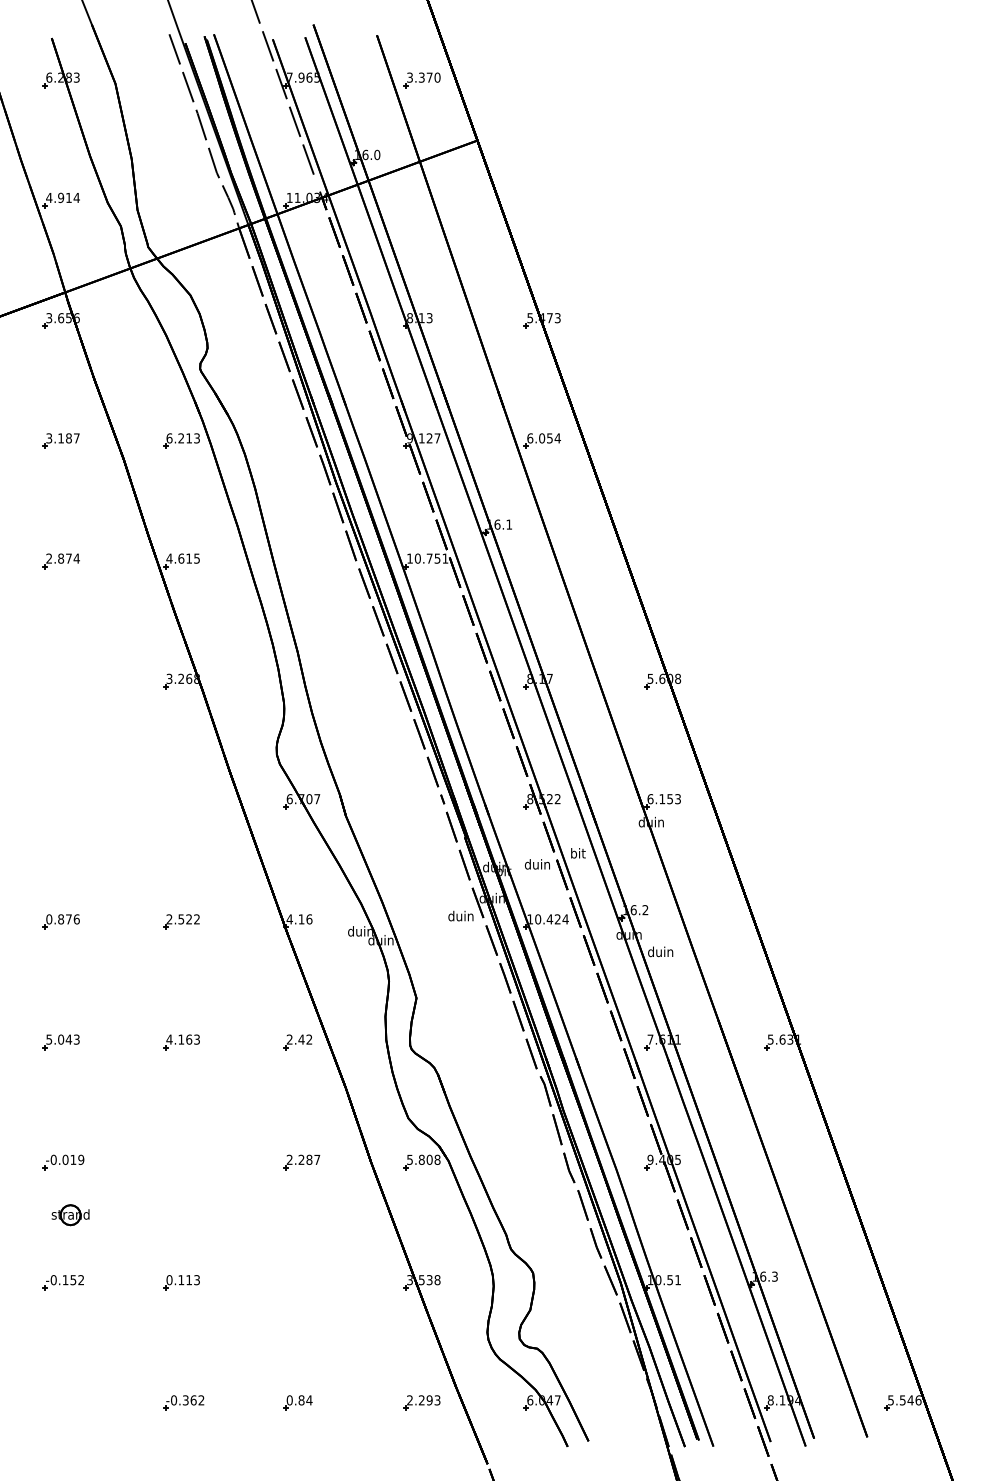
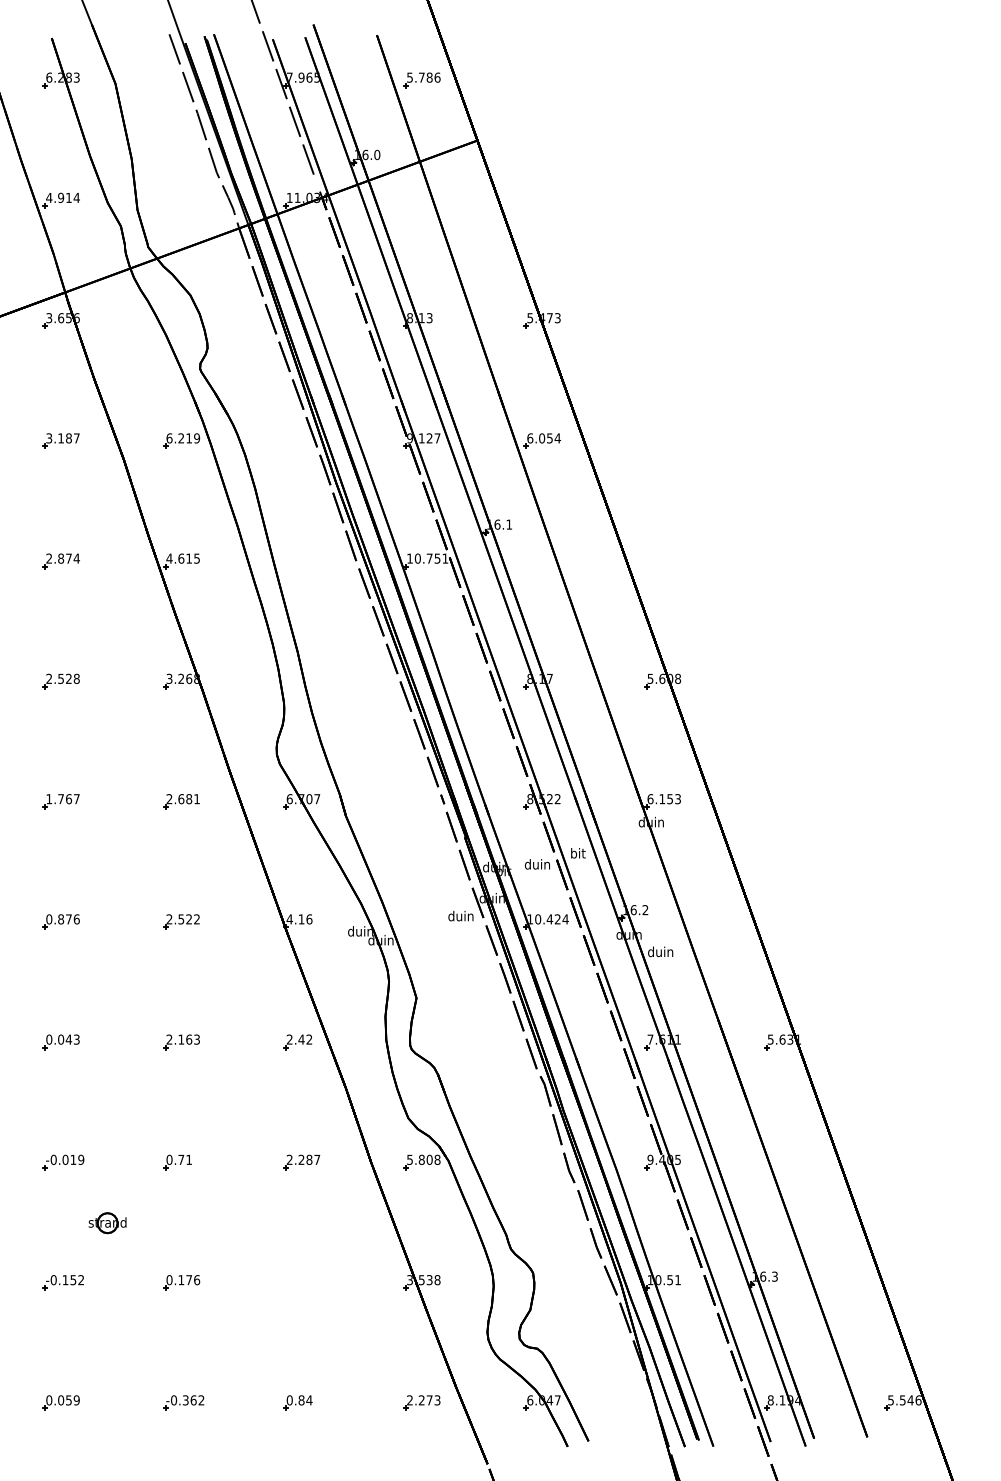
text: 3.370 -> 5.786 (423, 77)
text: 6.213 -> 6.219 (197, 438)
part: none -> present (60, 681)
part: none -> present (60, 801)
part: none -> present (181, 801)
text: 5.043 -> 0.043 (49, 1039)
text: 4.163 -> 2.163 (169, 1039)
part: none -> present (177, 1162)
part position: (70, 1215) -> (107, 1223) (107, 1223)
text: 0.113 -> 0.176 (193, 1280)
text: 2.293 -> 2.273 (429, 1400)
part: none -> present (60, 1402)
